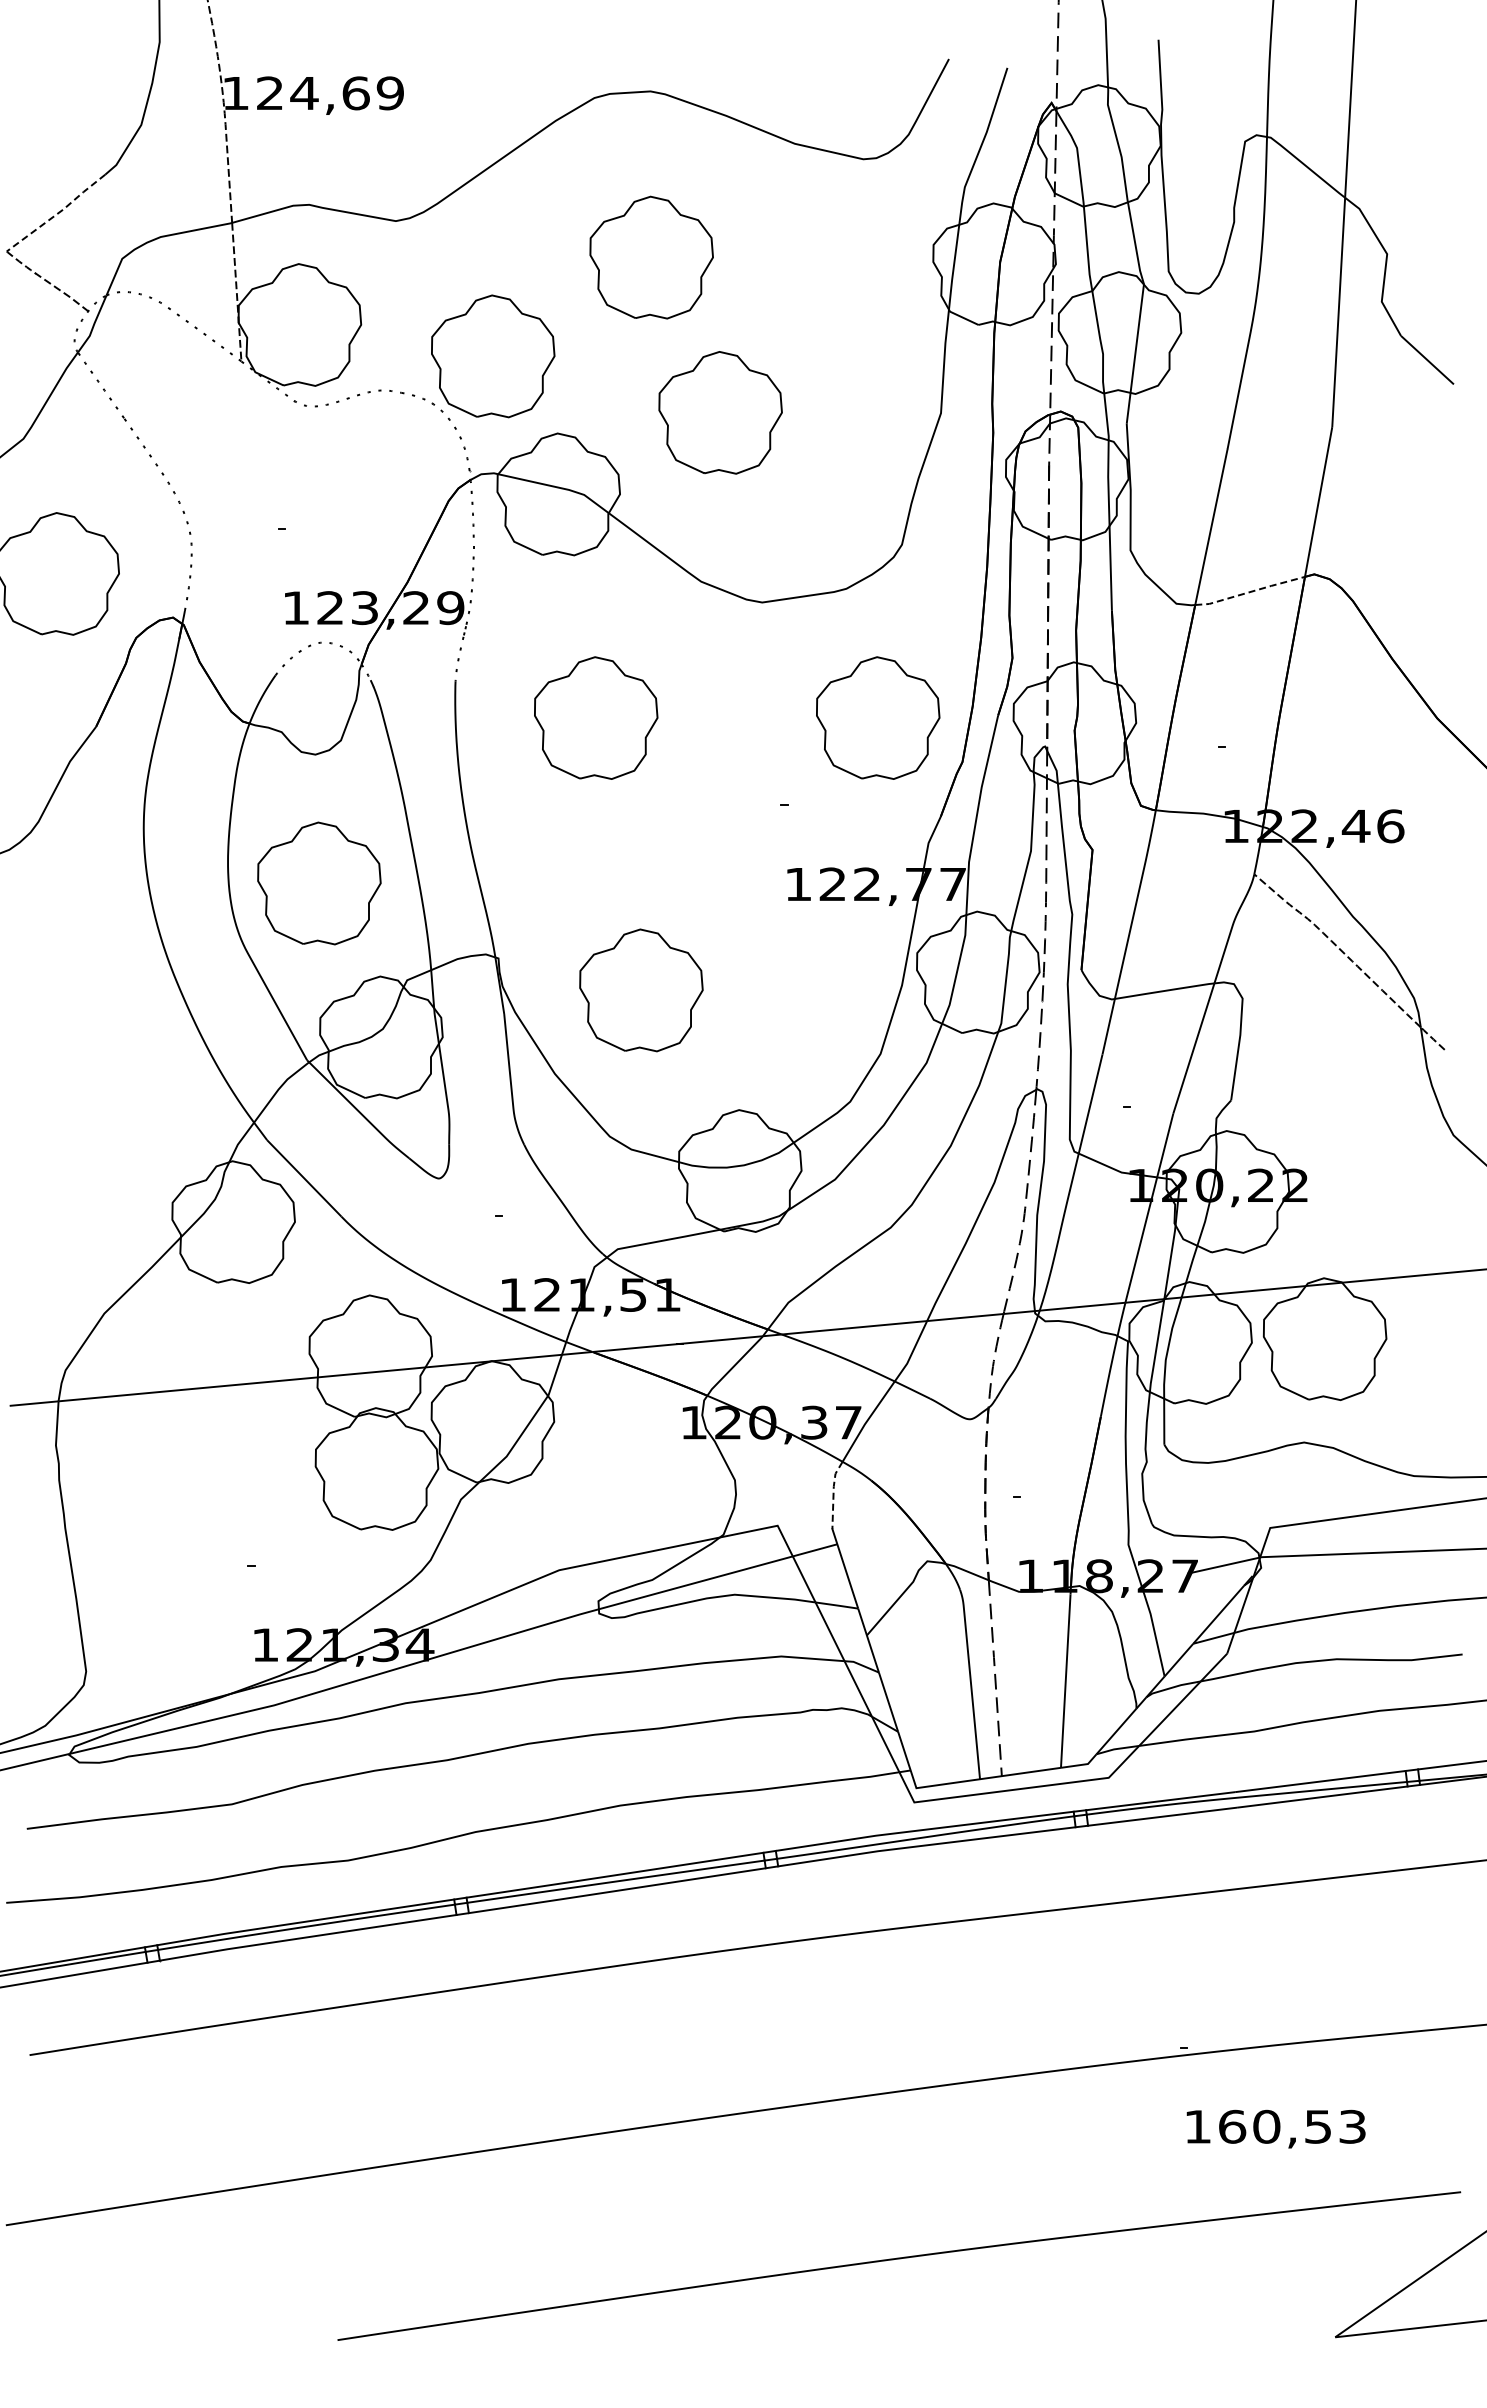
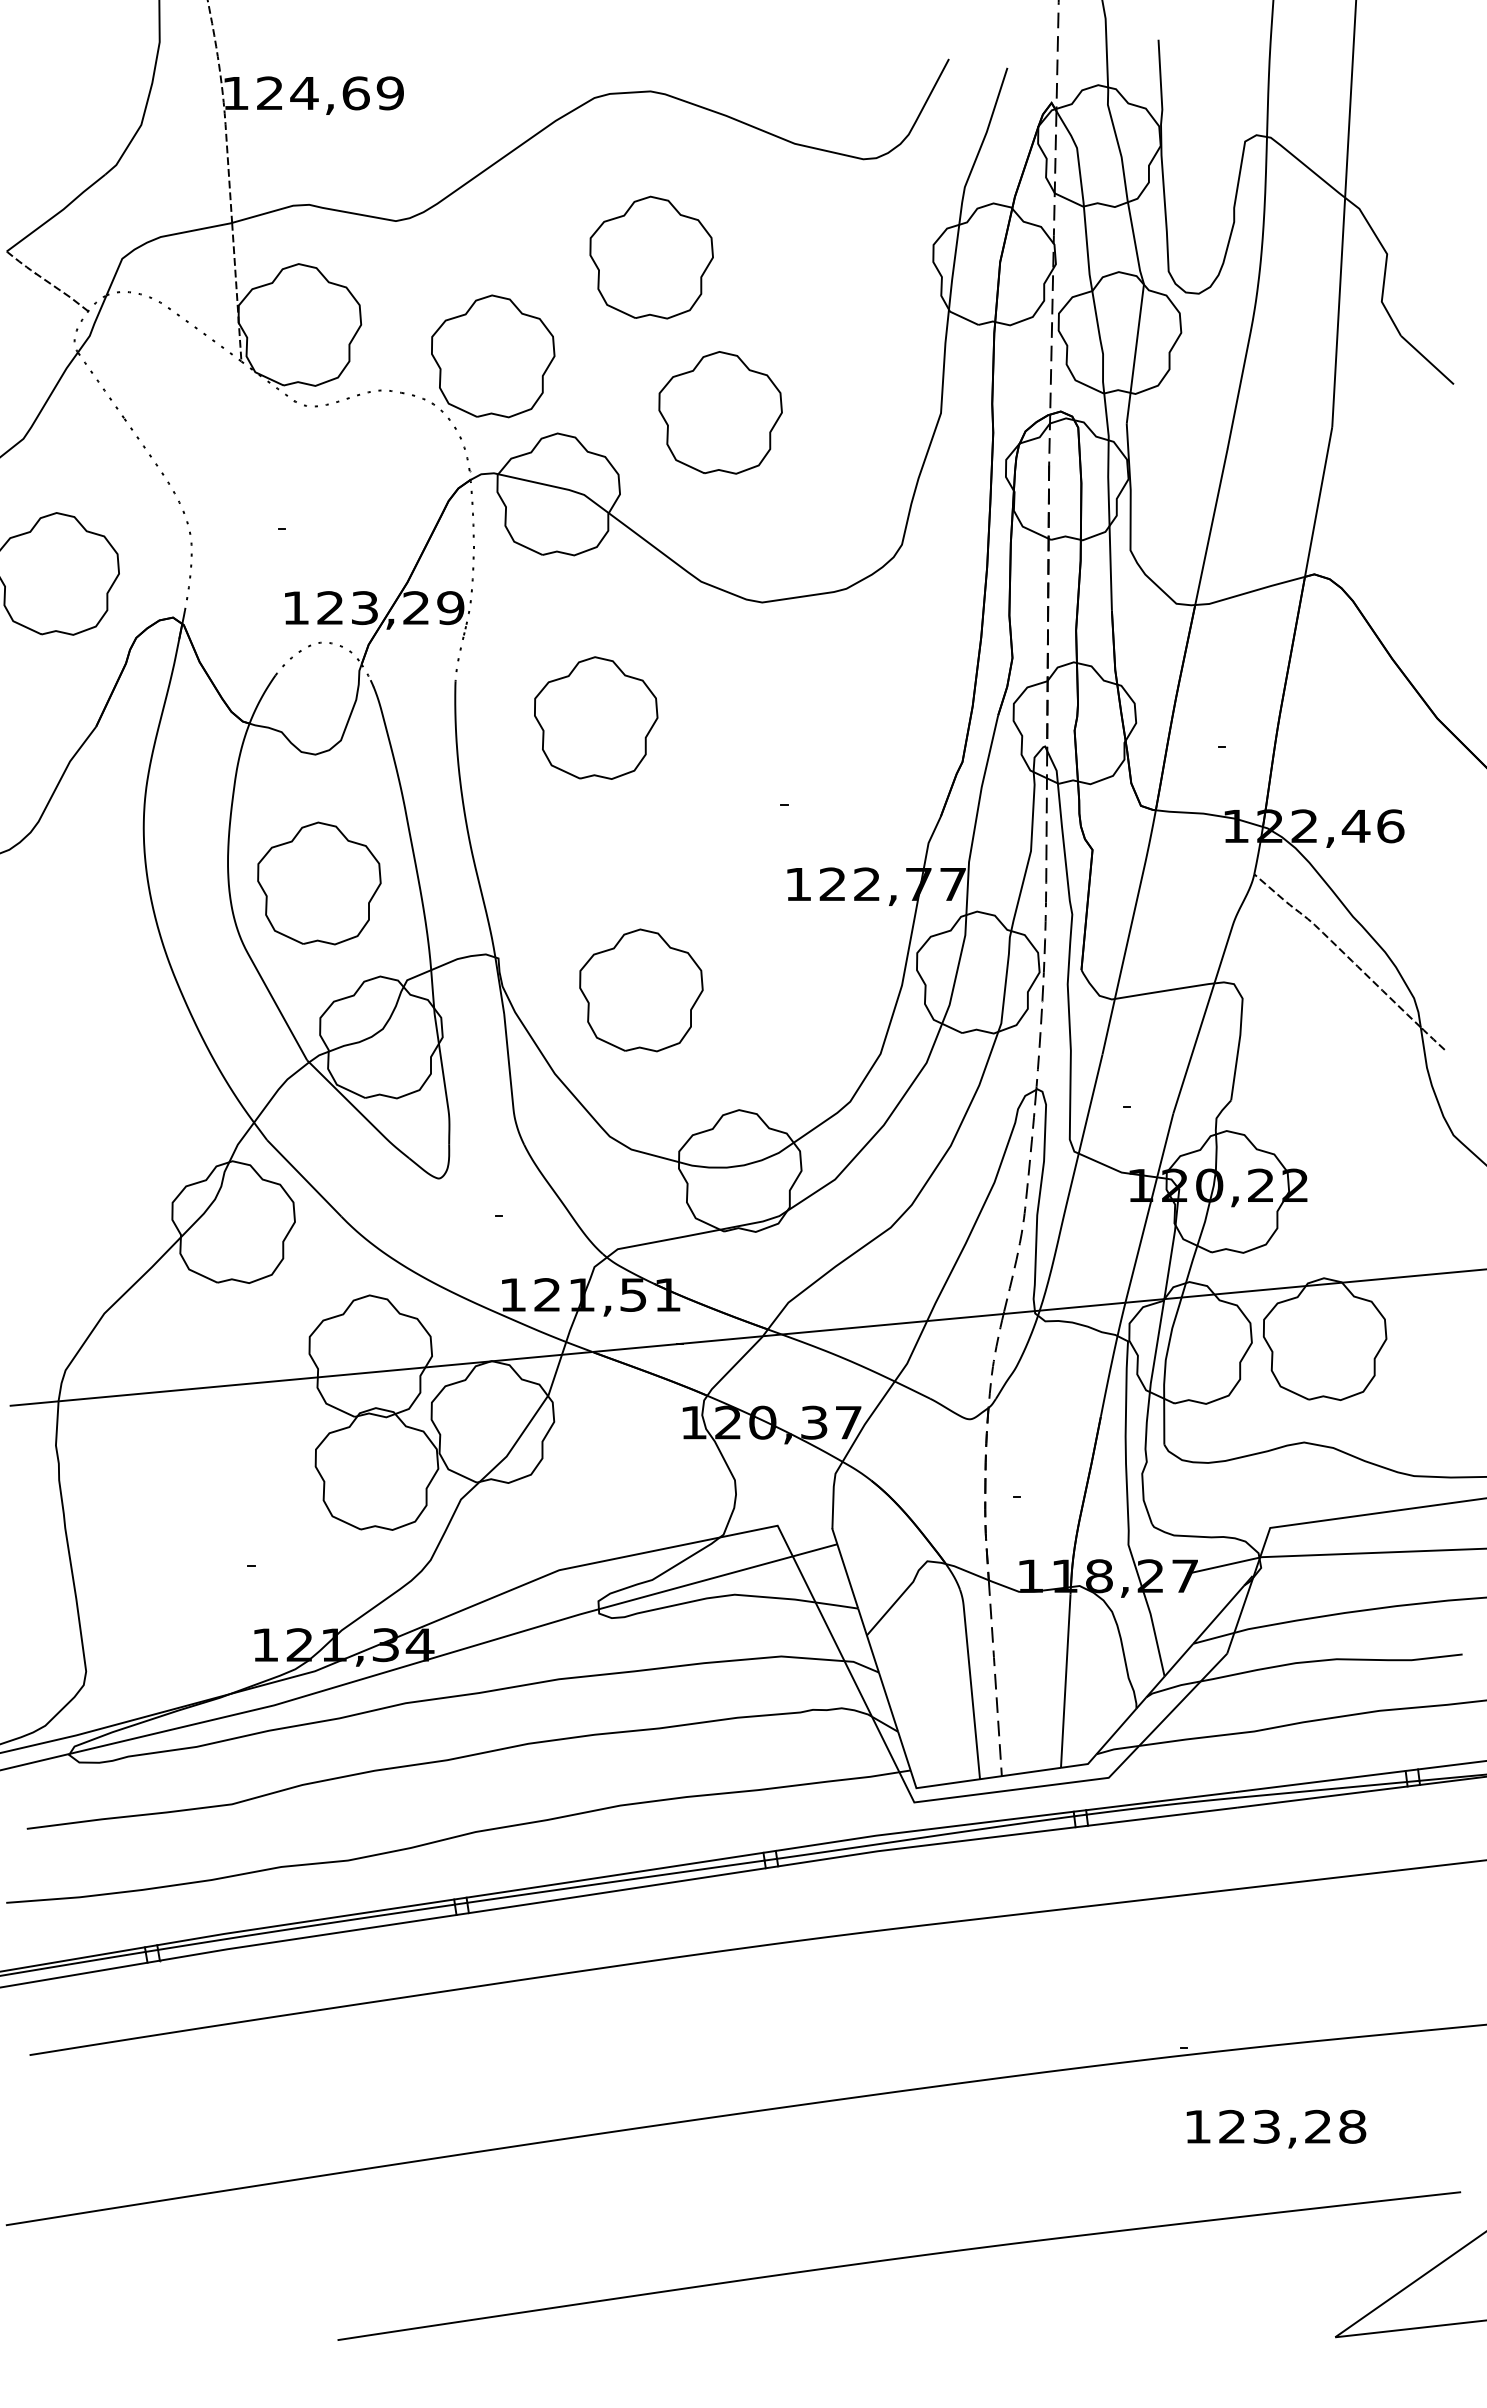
line: dashed -> solid (57, 213)
line: dashed -> solid (1250, 592)
part: present -> none (878, 717)
line: dashed -> solid (833, 1493)
text: 160,53 -> 123,28 (1292, 2126)
